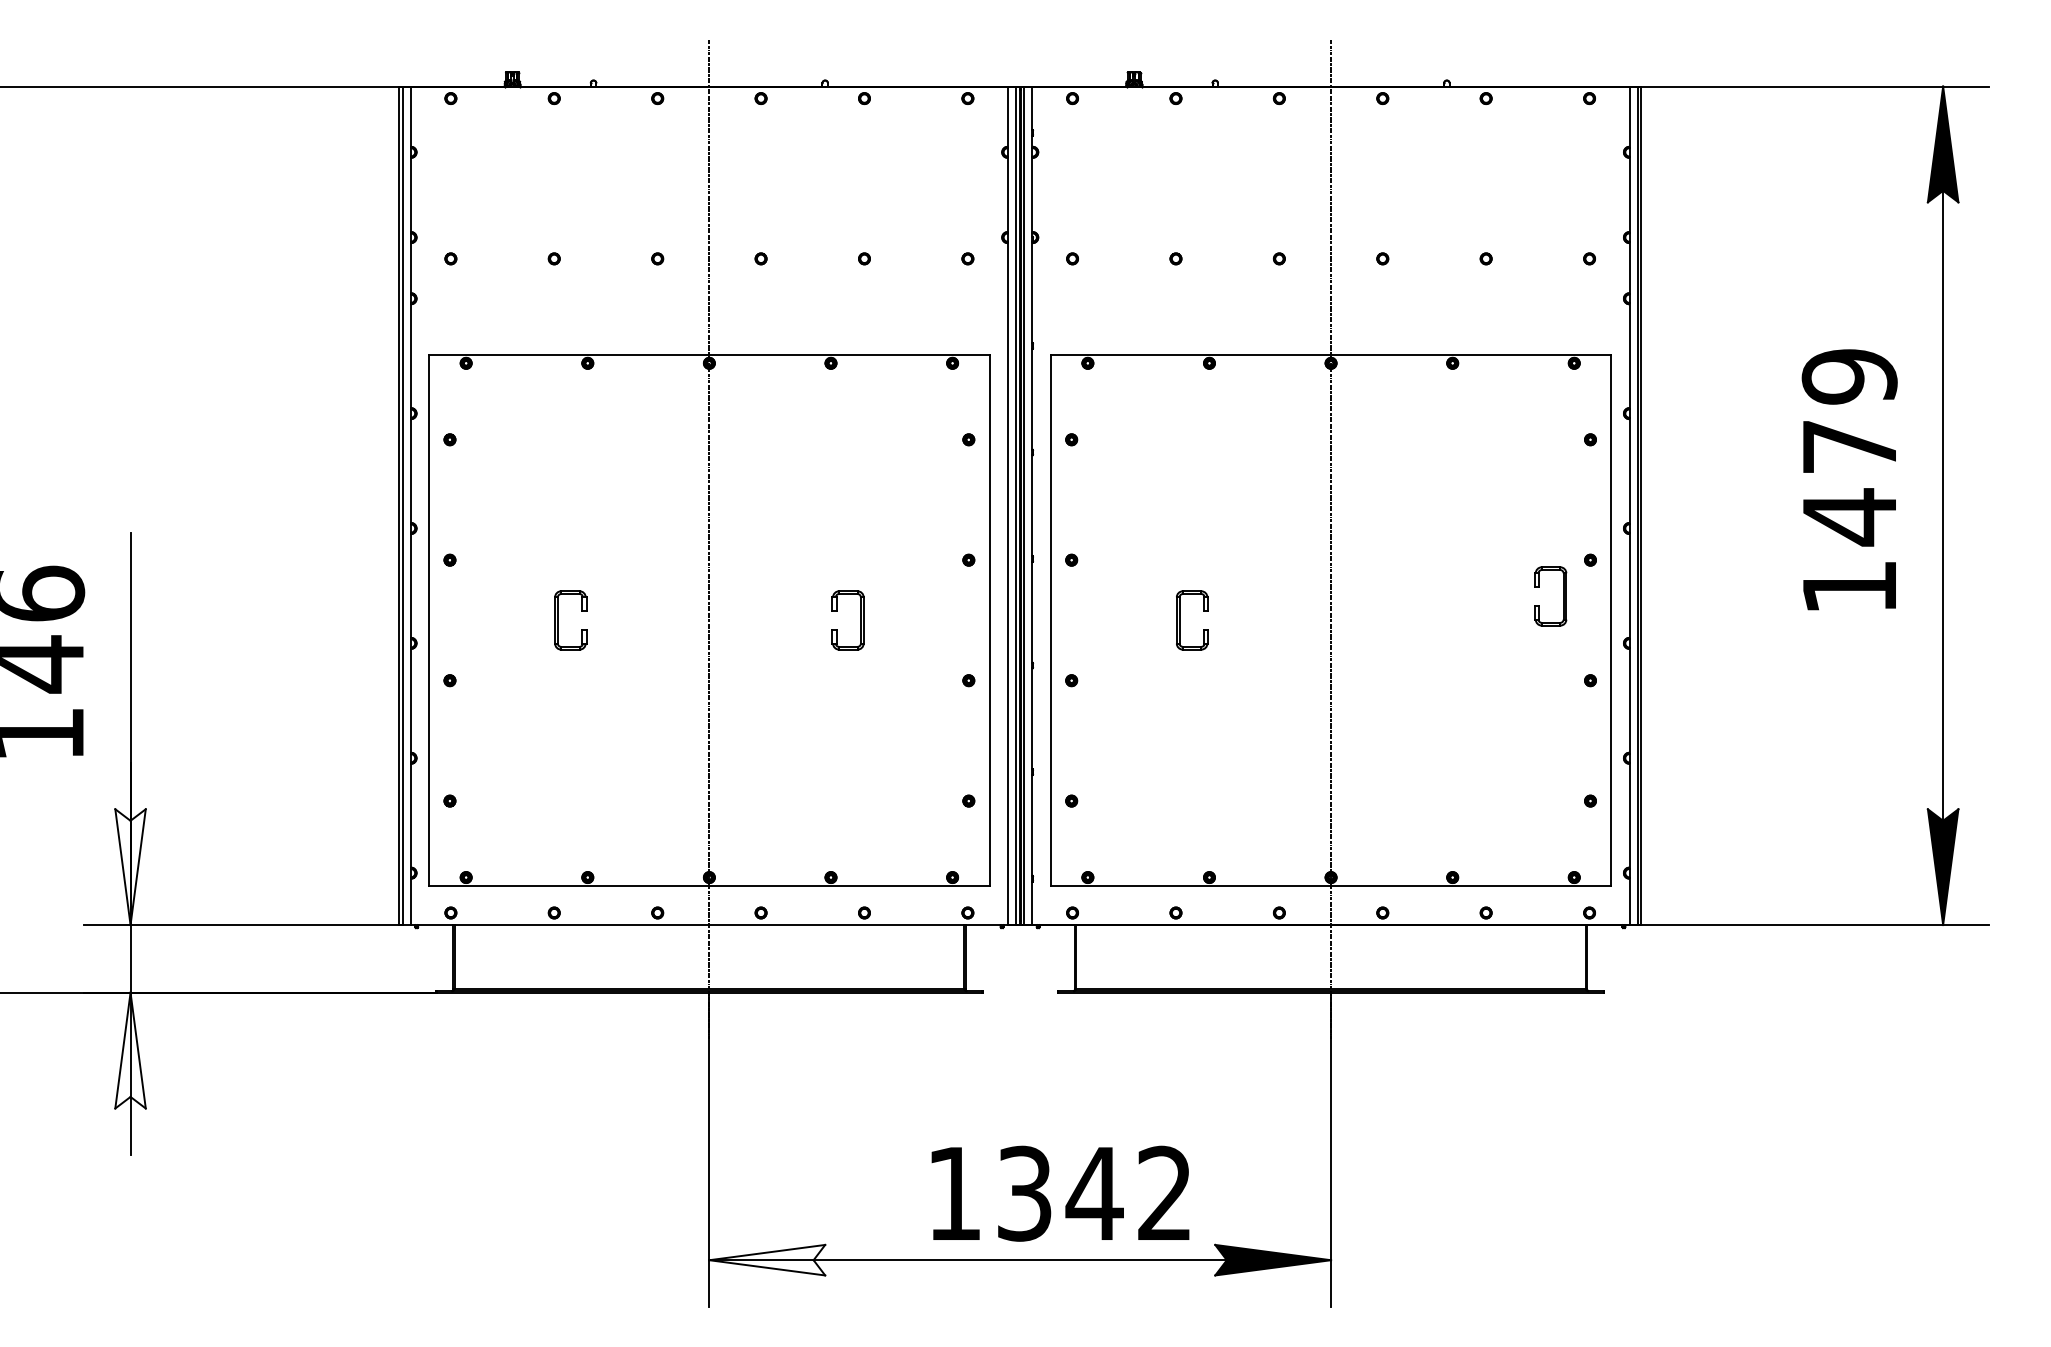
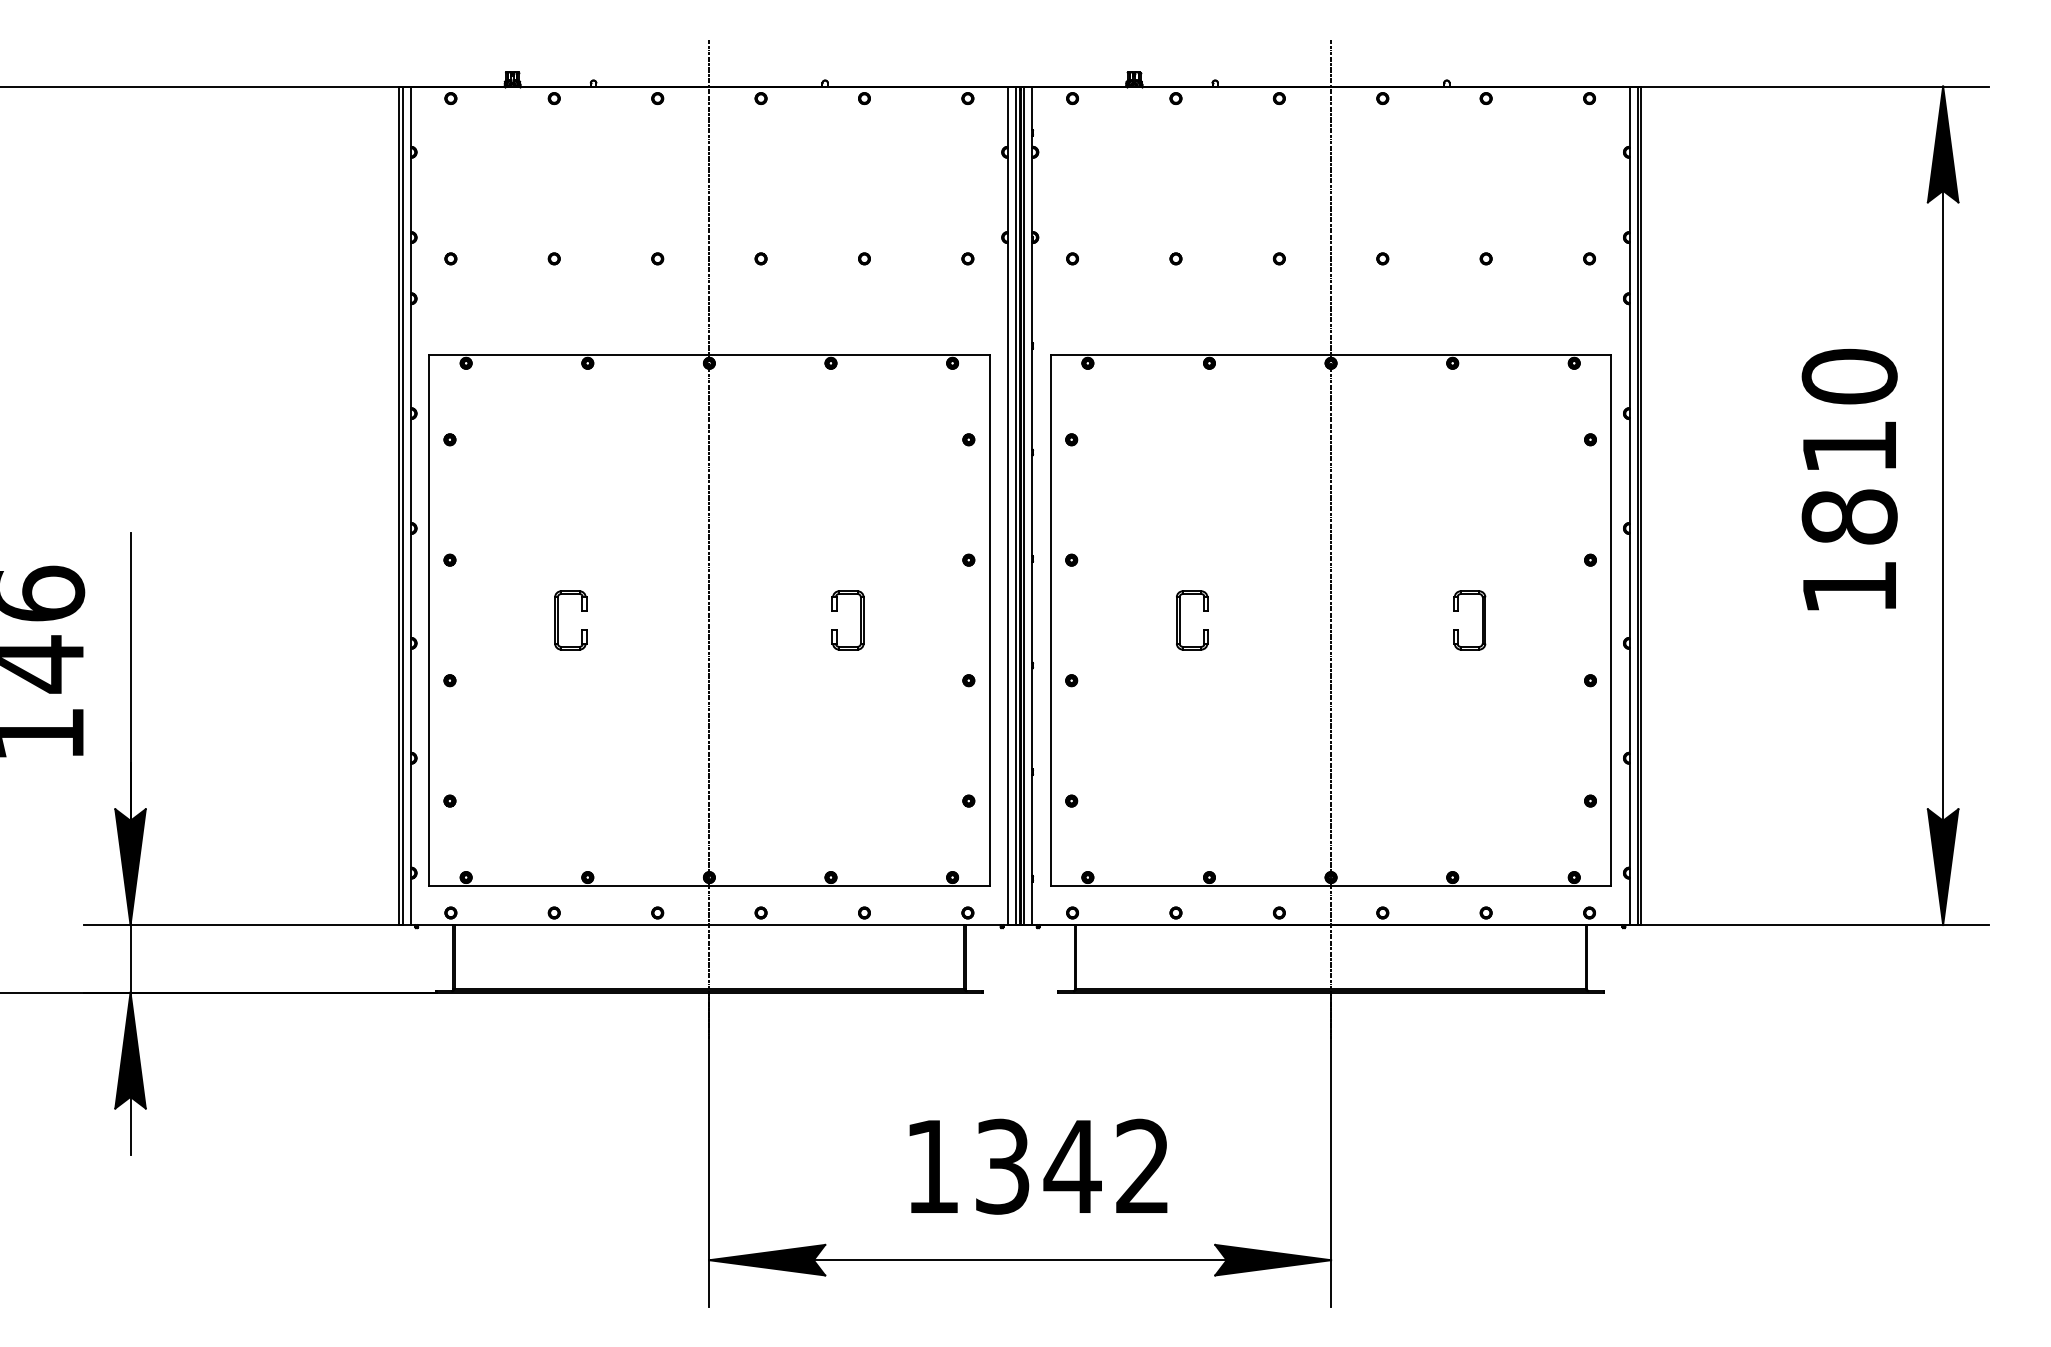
text: 1479 -> 1810 (1849, 447)
part position: (1563, 596) -> (1482, 620) (1482, 620)
fill: none -> present (130, 867)
fill: none -> present (130, 1050)
text position: (1060, 1193) -> (1038, 1166) (1038, 1166)
fill: none -> present (767, 1259)
